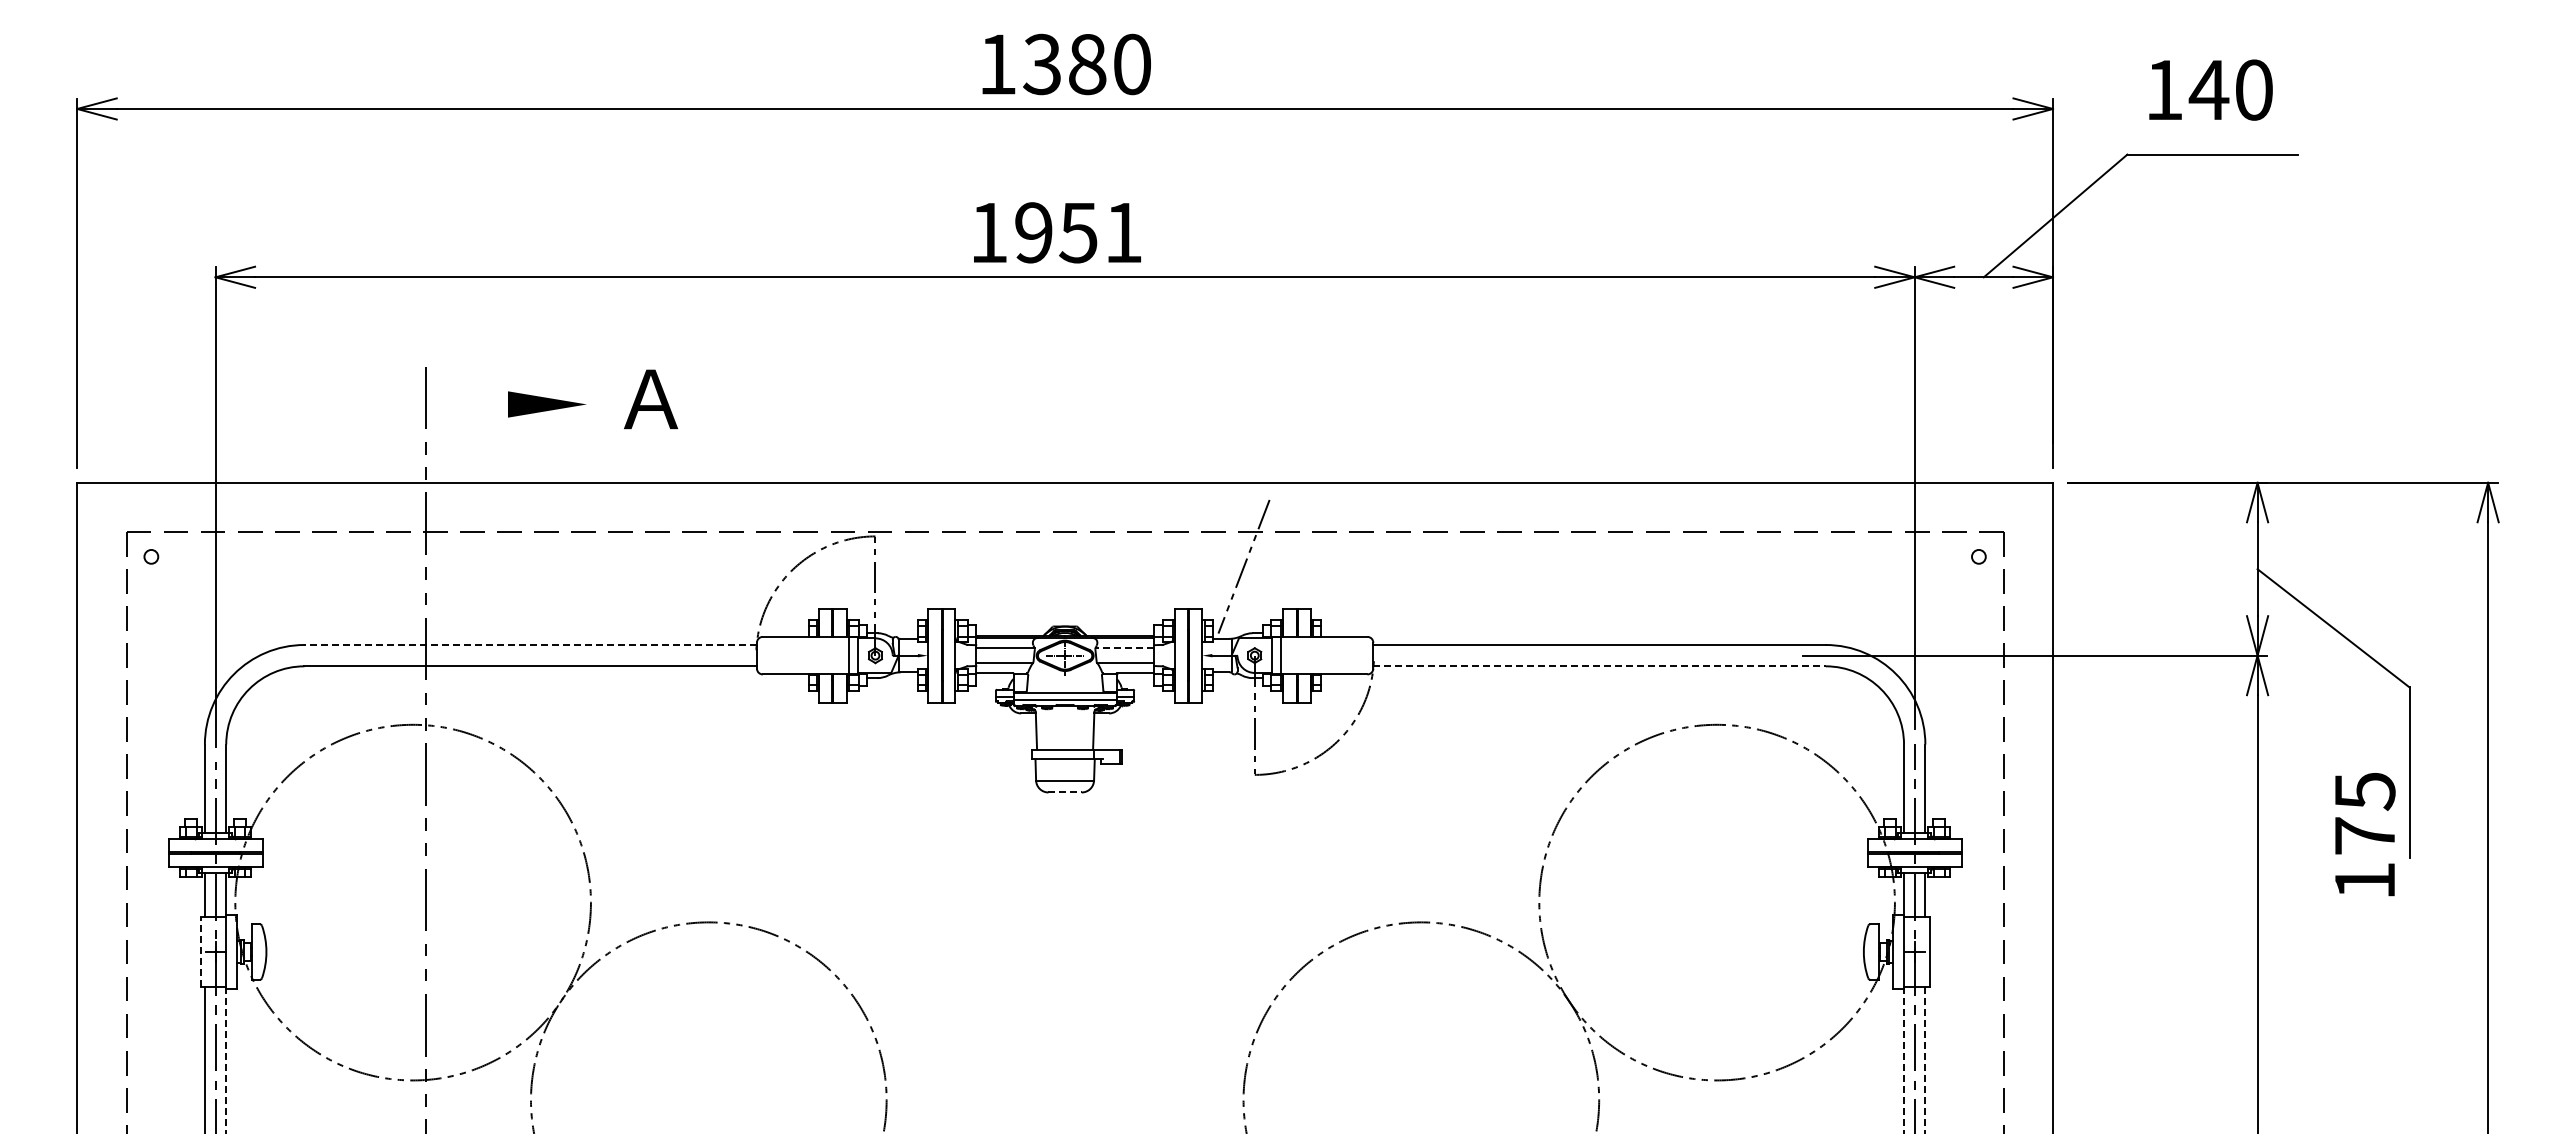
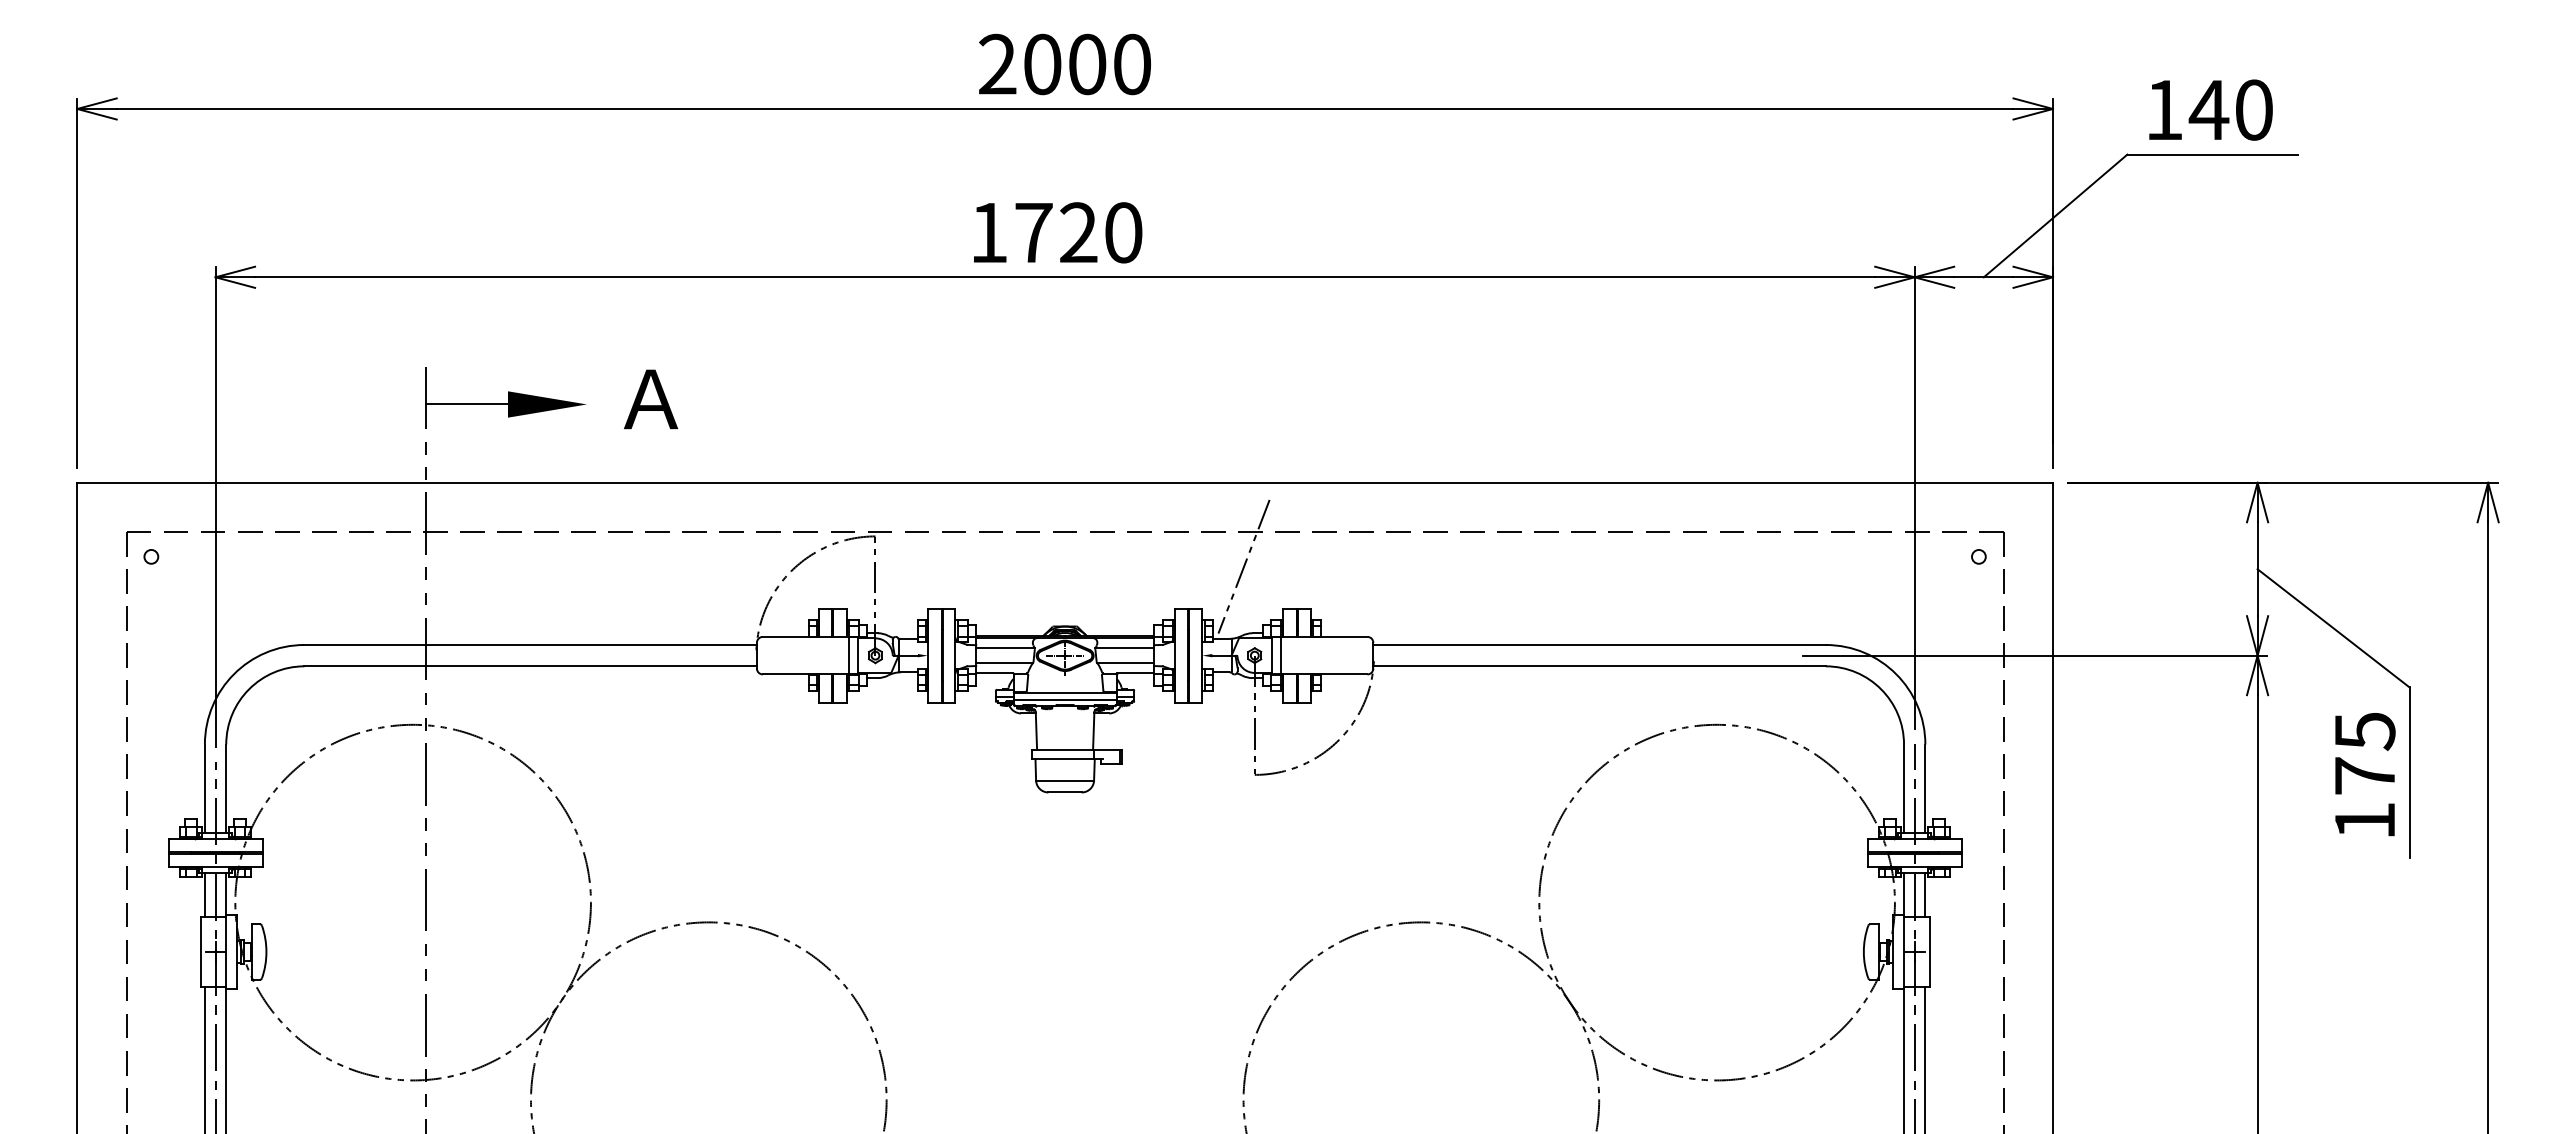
text: 1380 -> 2000 (1042, 64)
text position: (2210, 89) -> (2210, 109) (2210, 109)
text: 1951 -> 1720 (1078, 232)
line: none -> present (466, 404)
line: dashed -> solid (530, 644)
line: dashed -> solid (1124, 648)
line: dashed -> solid (1600, 666)
line: dashed -> solid (1065, 792)
text position: (2365, 834) -> (2365, 774) (2365, 774)
line: dashed -> solid (200, 952)
line: dashed -> solid (226, 1060)
line: dashed -> solid (1903, 1060)
line: dashed -> solid (1925, 1060)
